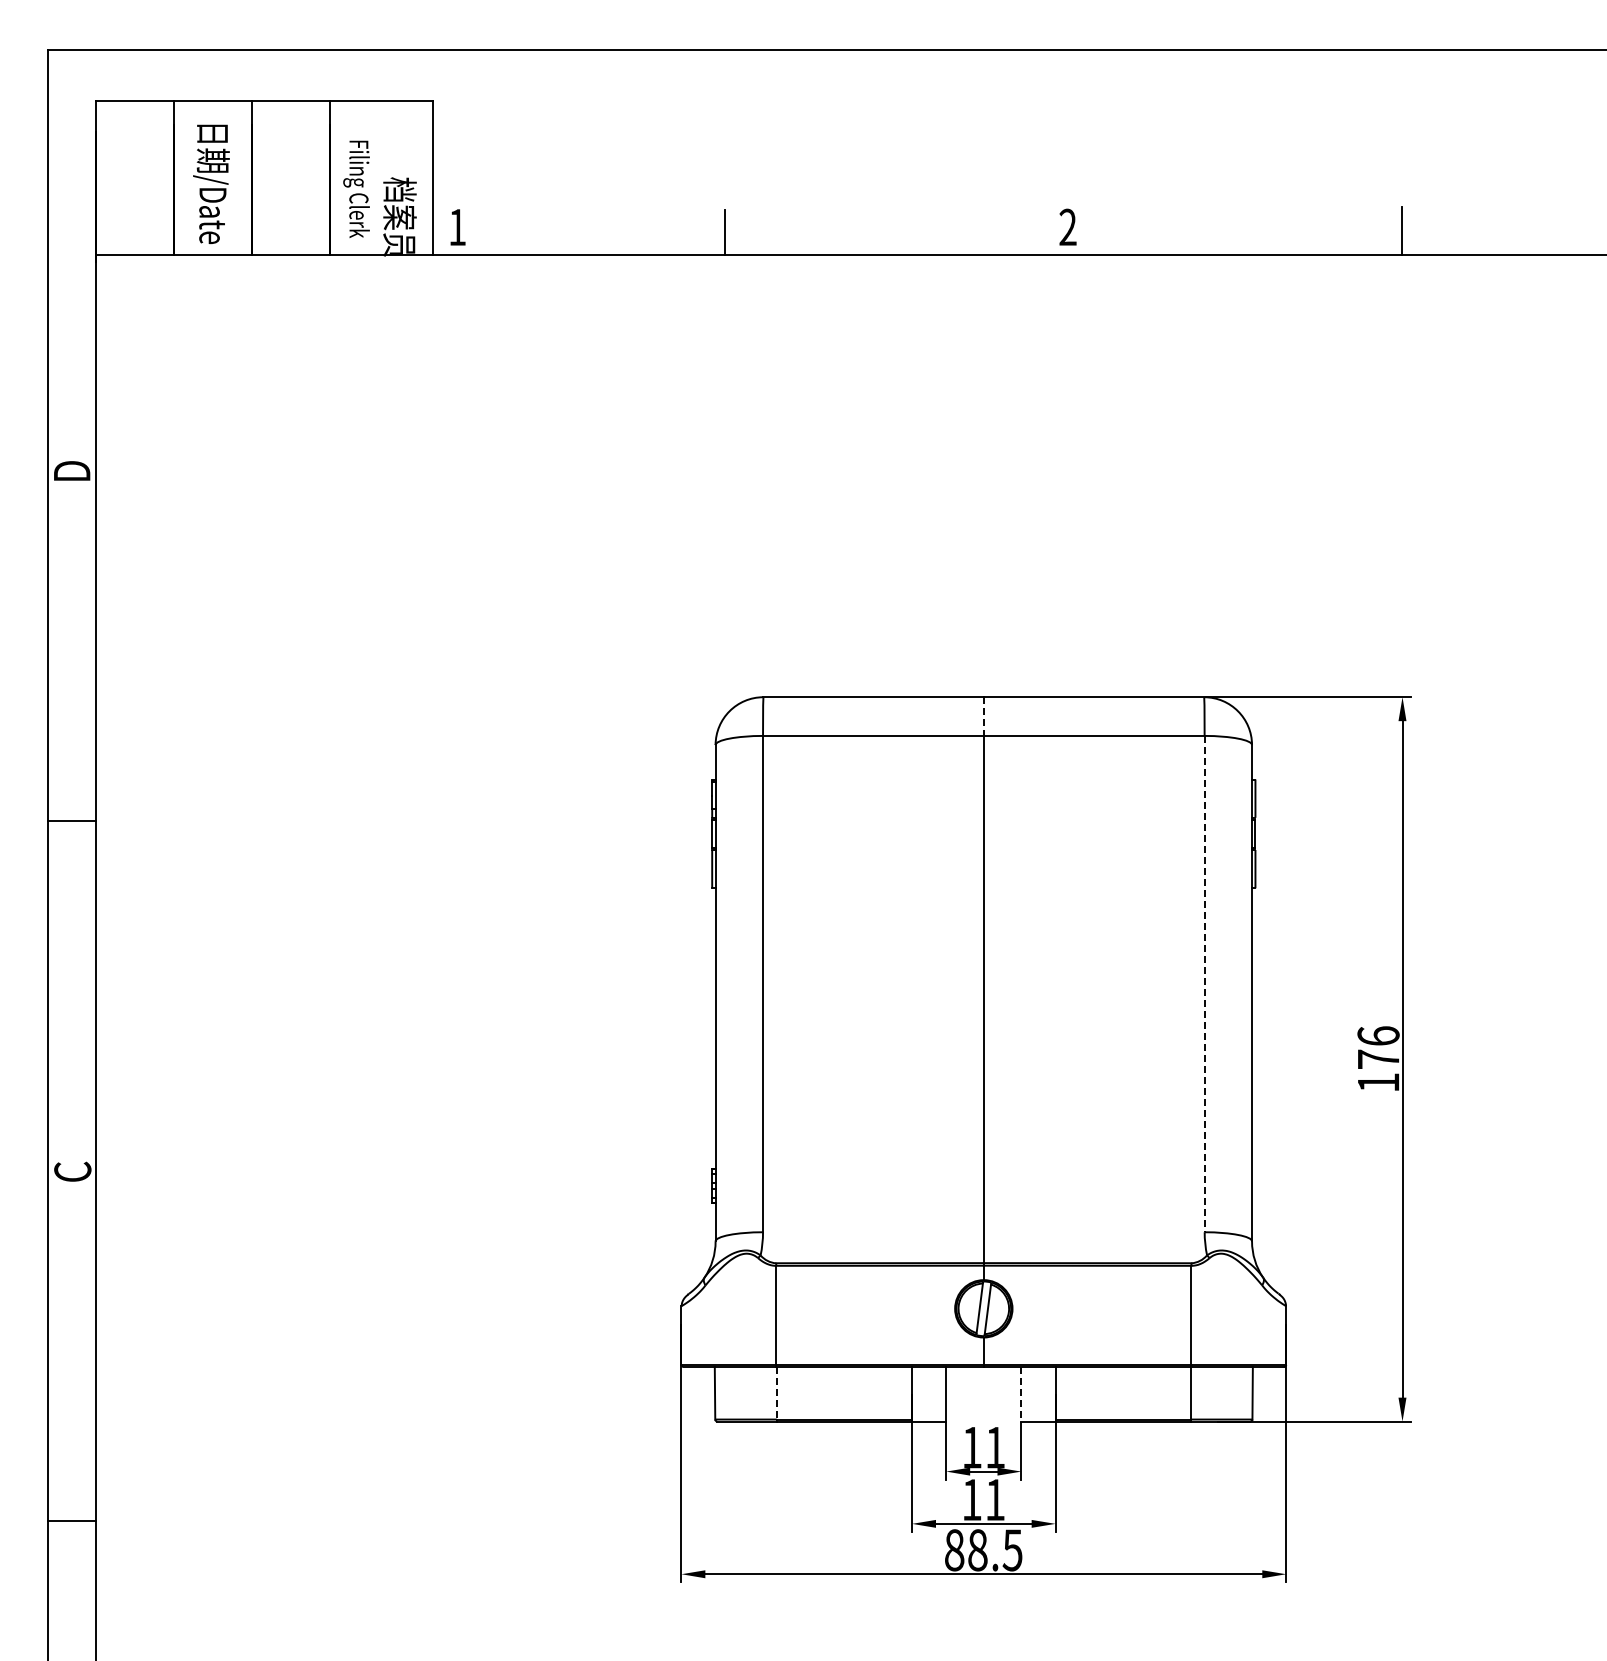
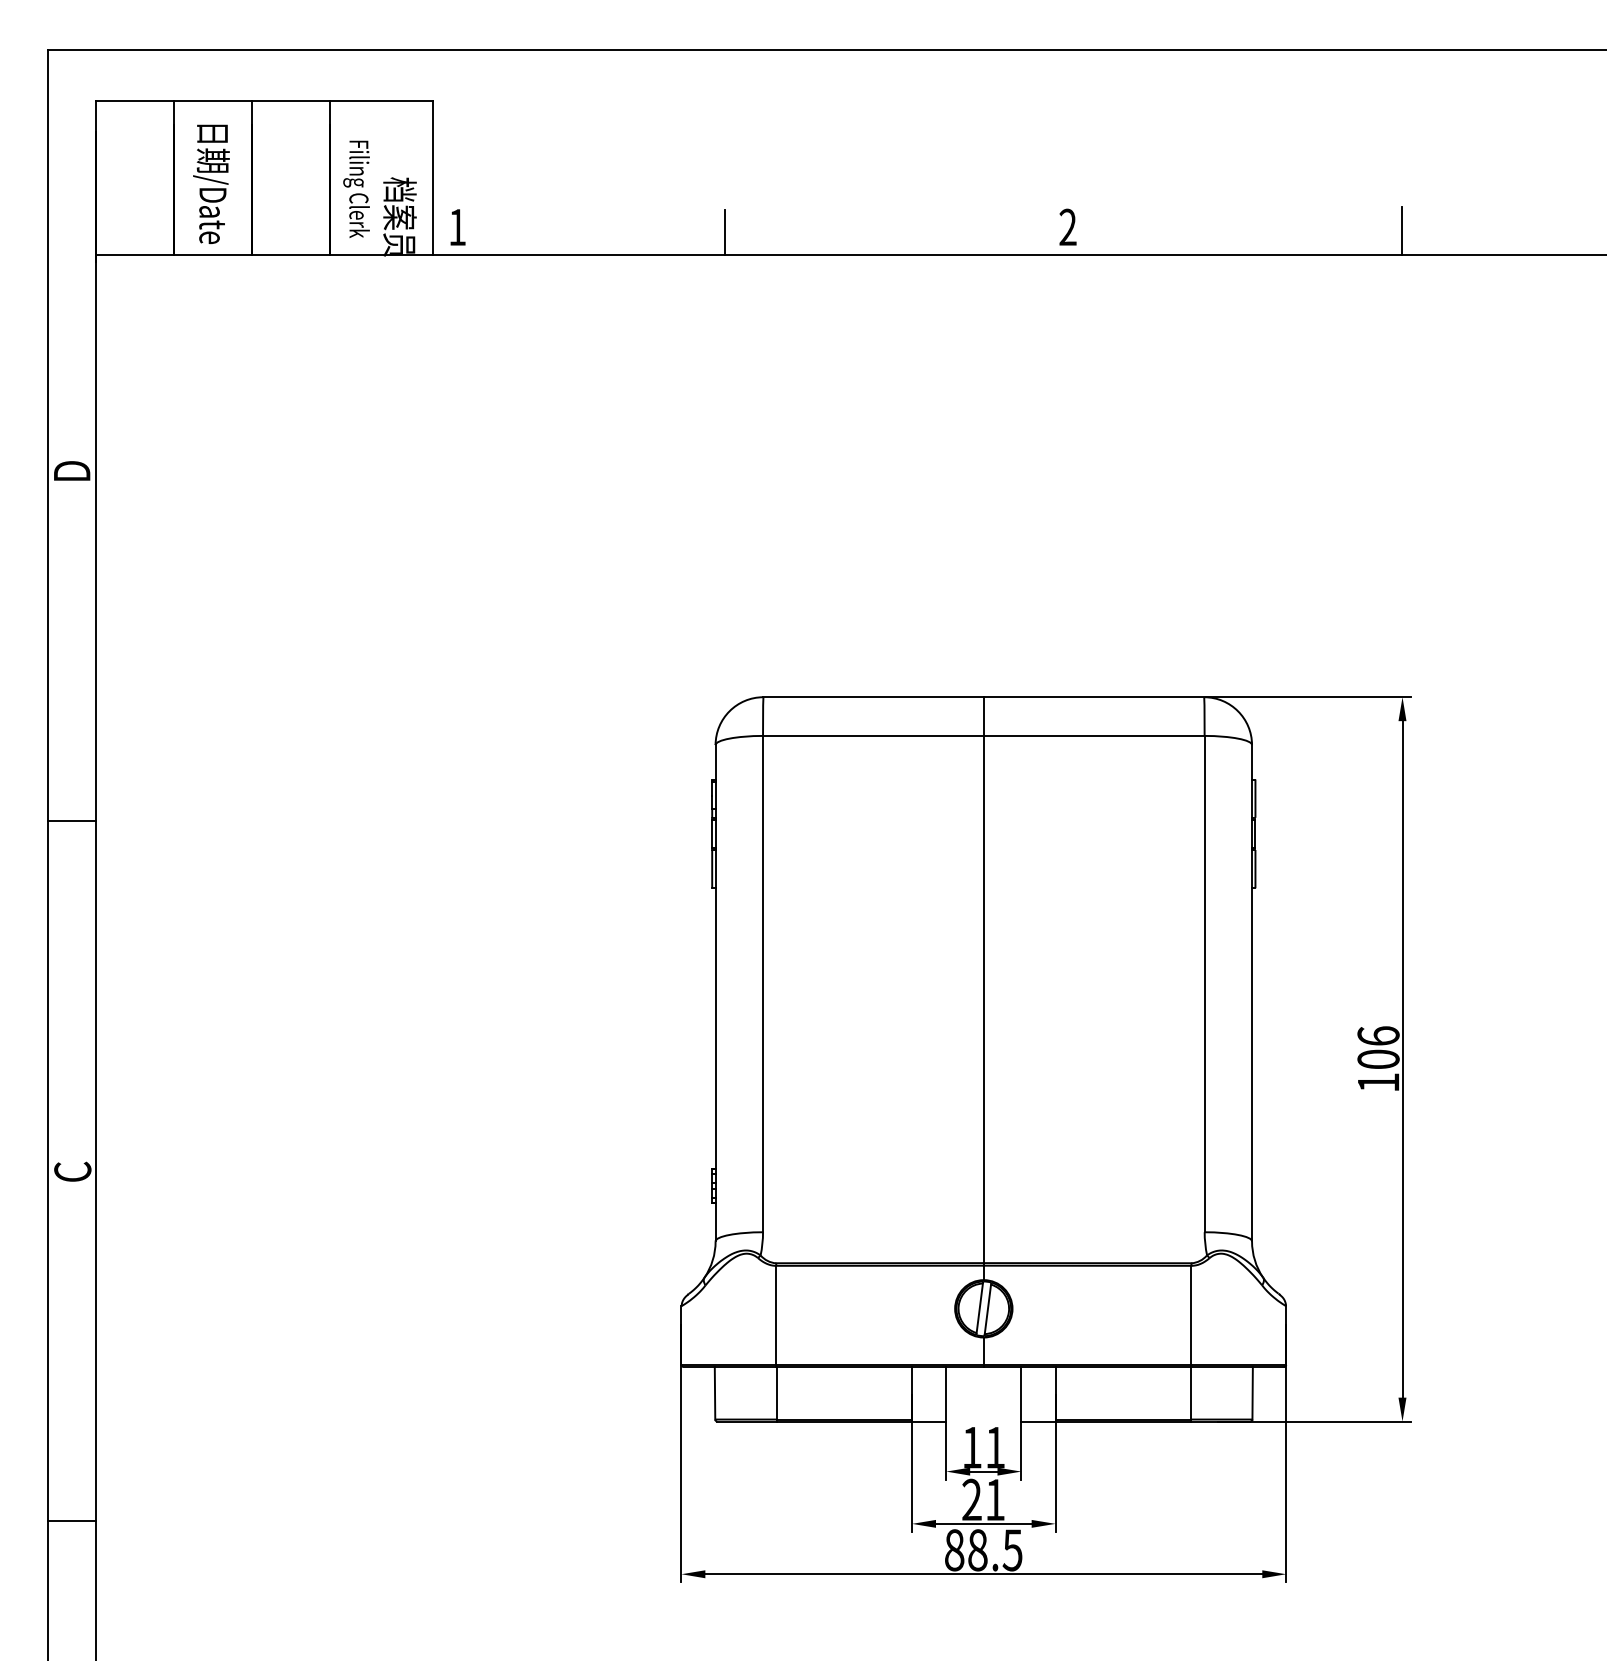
line: dashed -> solid (983, 717)
line: dashed -> solid (1204, 984)
text: 176 -> 106 (1378, 1058)
line: dashed -> solid (776, 1393)
line: dashed -> solid (1021, 1394)
text: 11 -> 21 (971, 1499)
